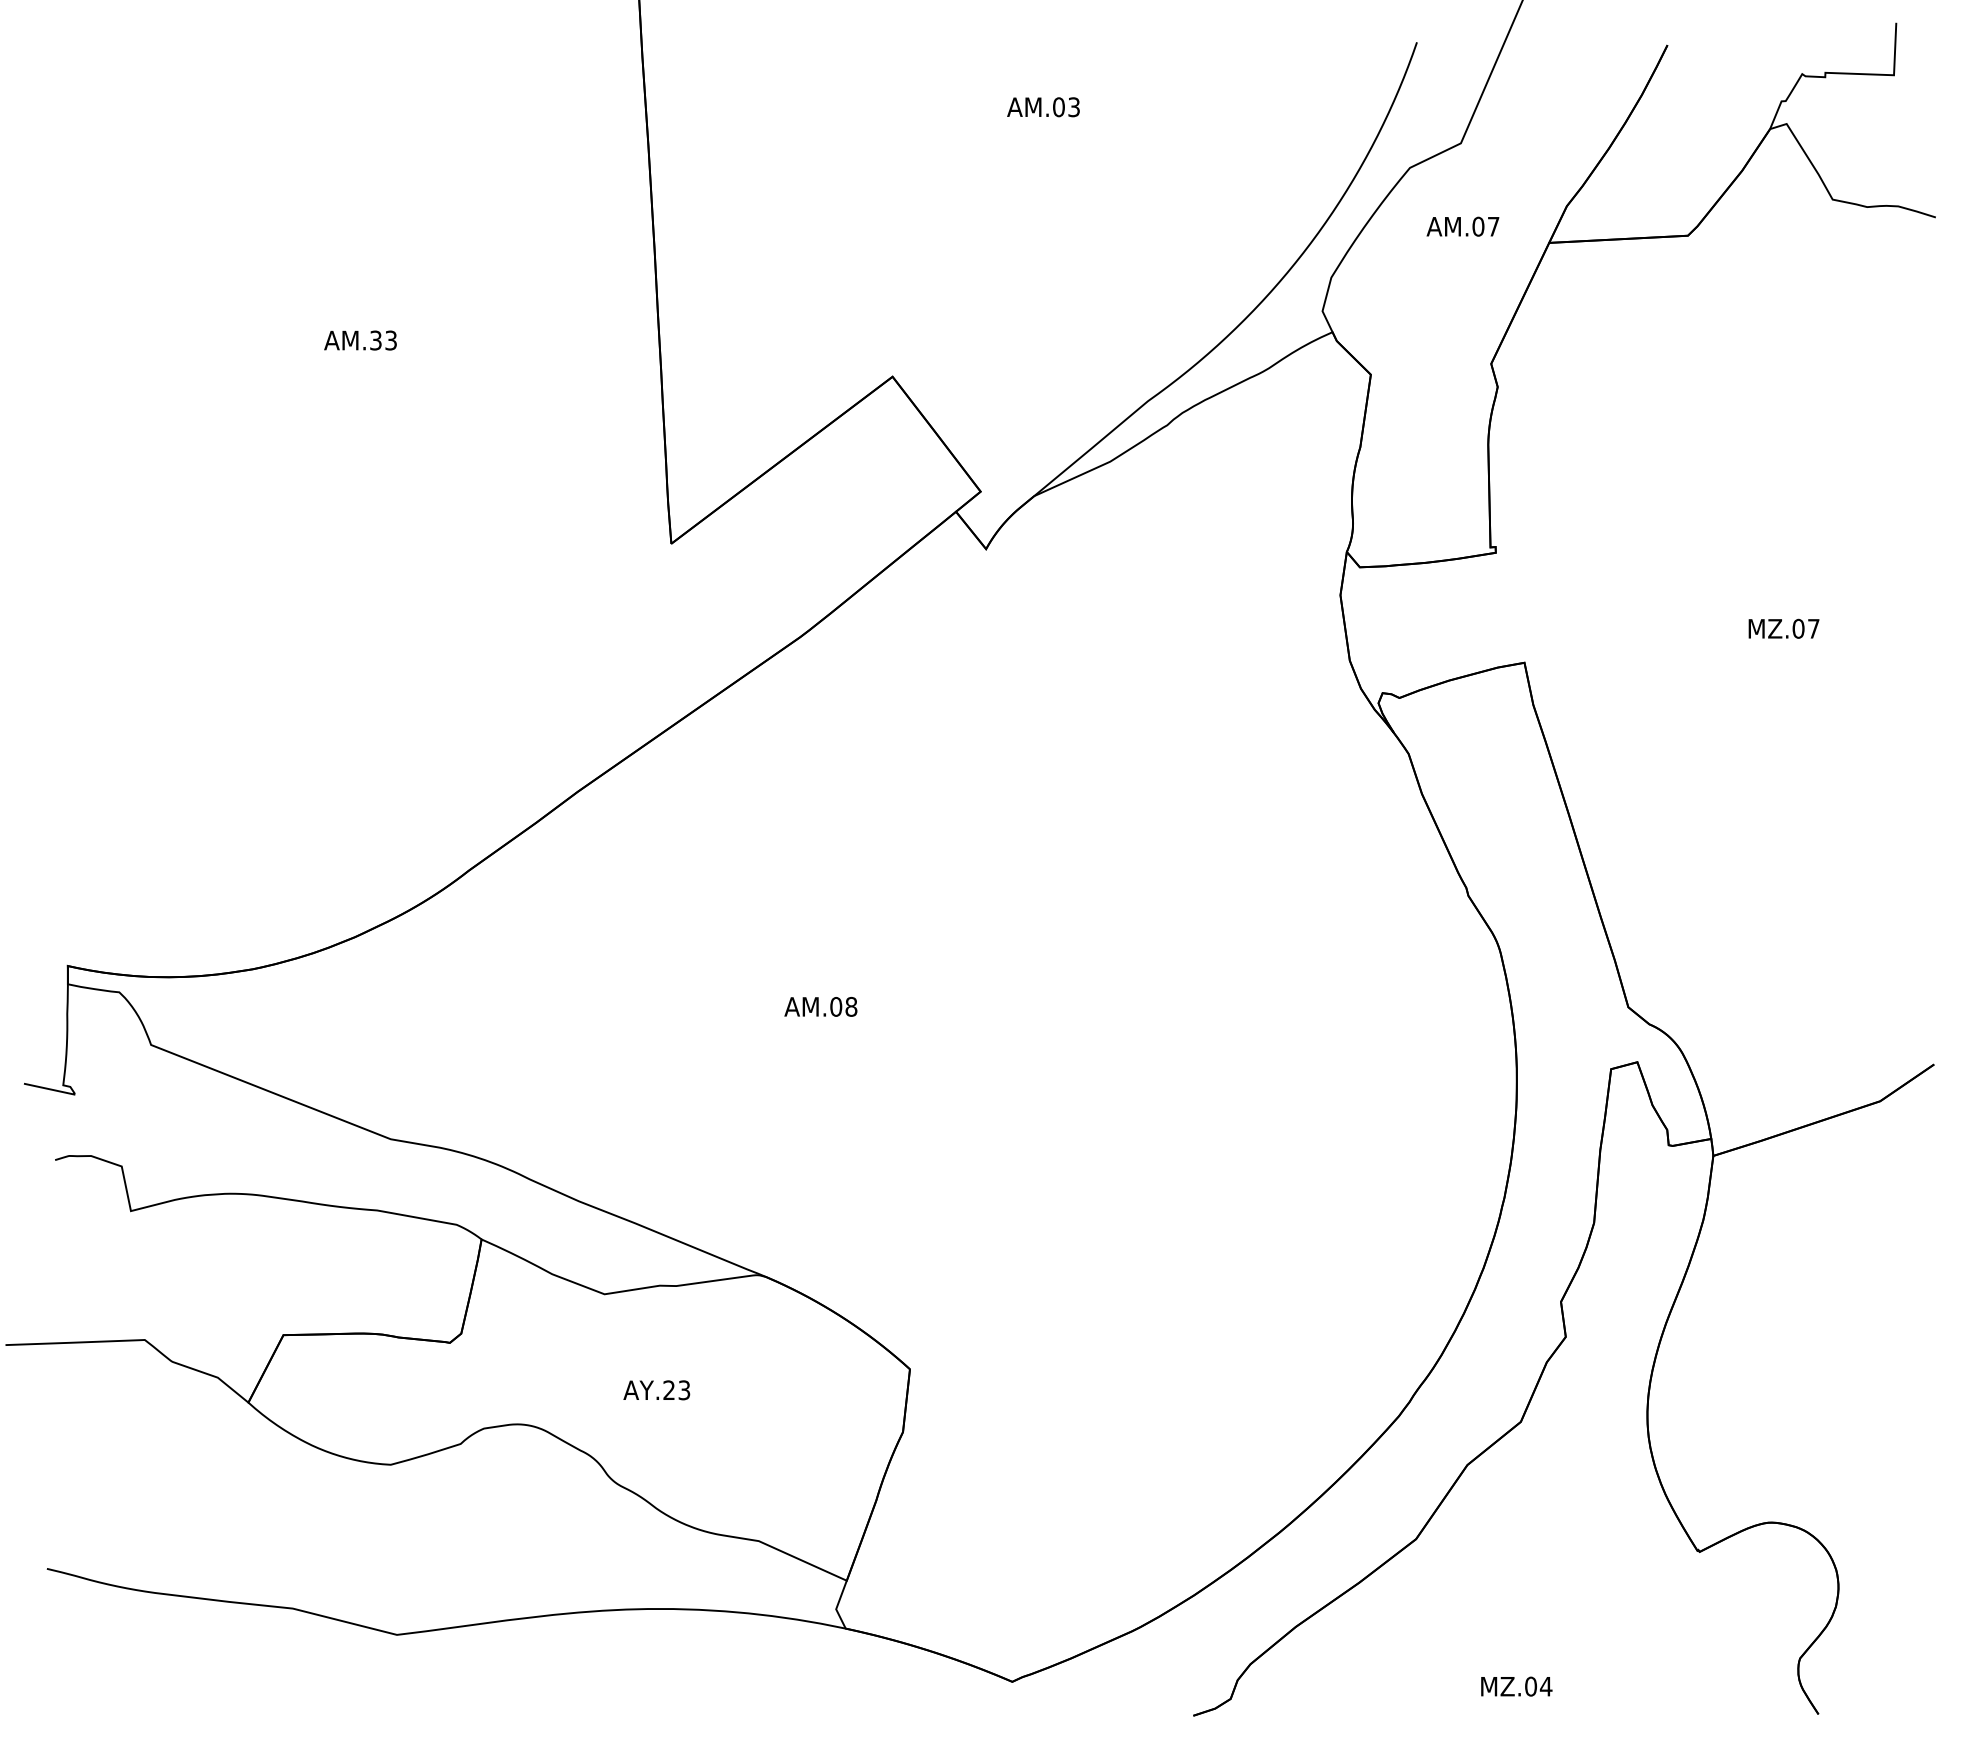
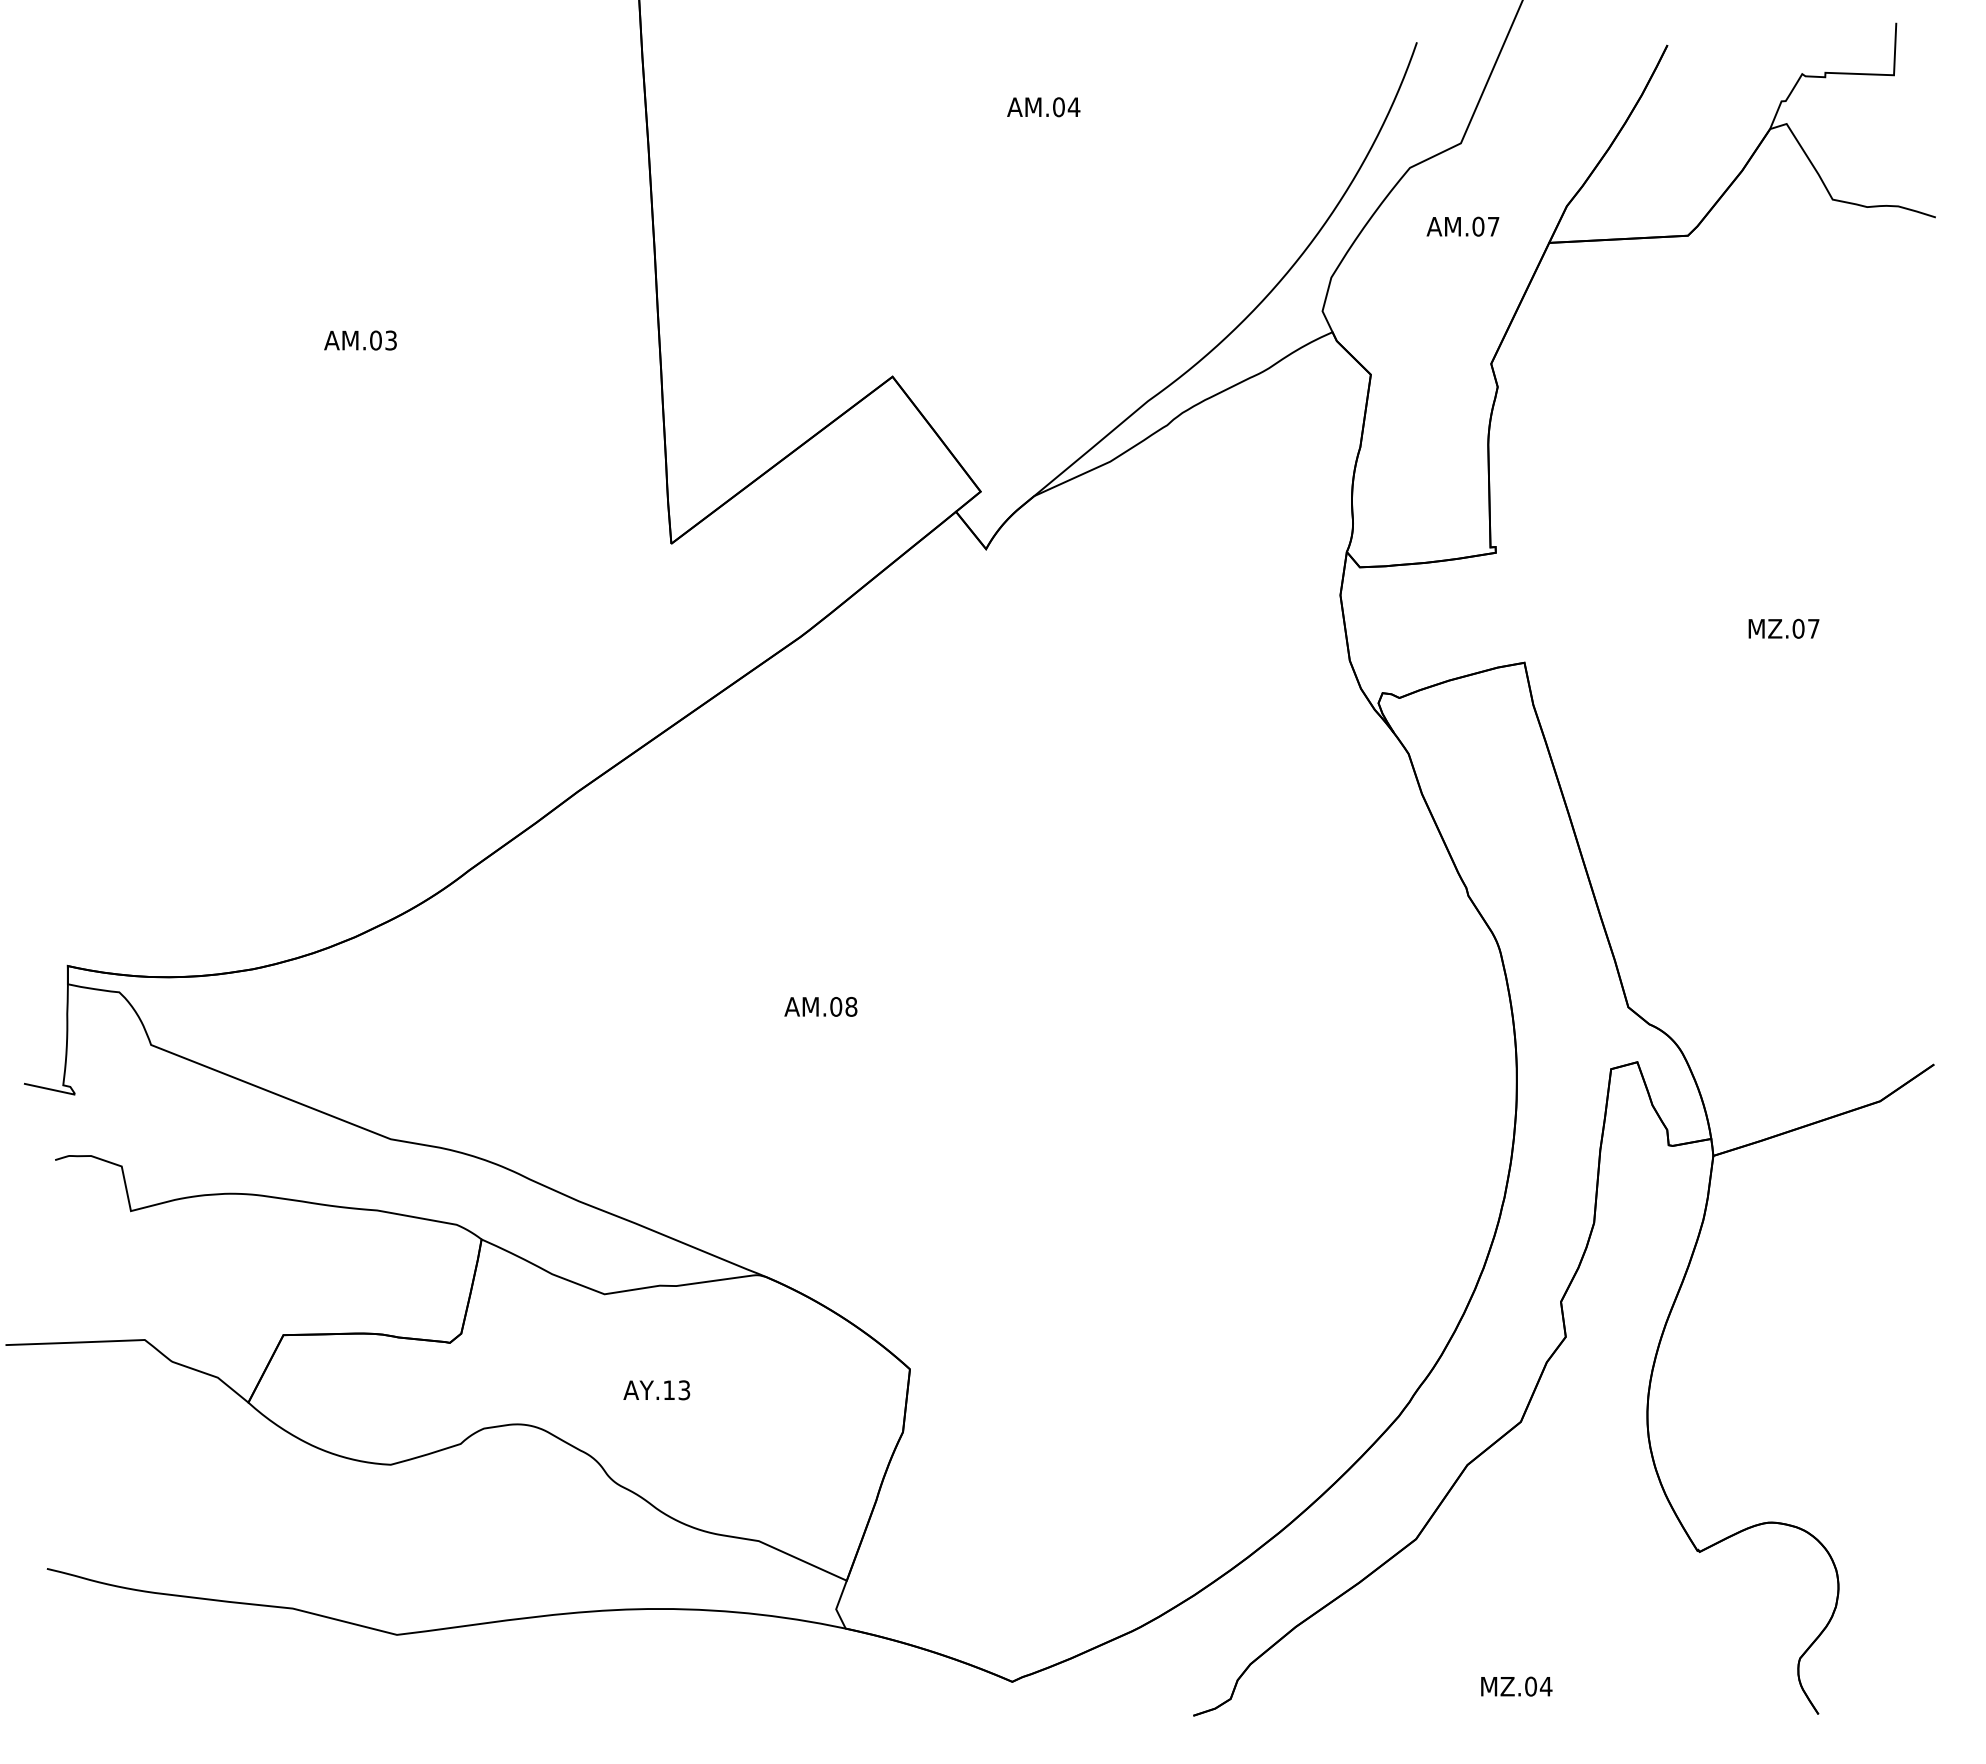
text: AM.03 -> AM.04 (1073, 107)
text: AM.33 -> AM.03 (375, 340)
text: AY.23 -> AY.13 (668, 1389)
